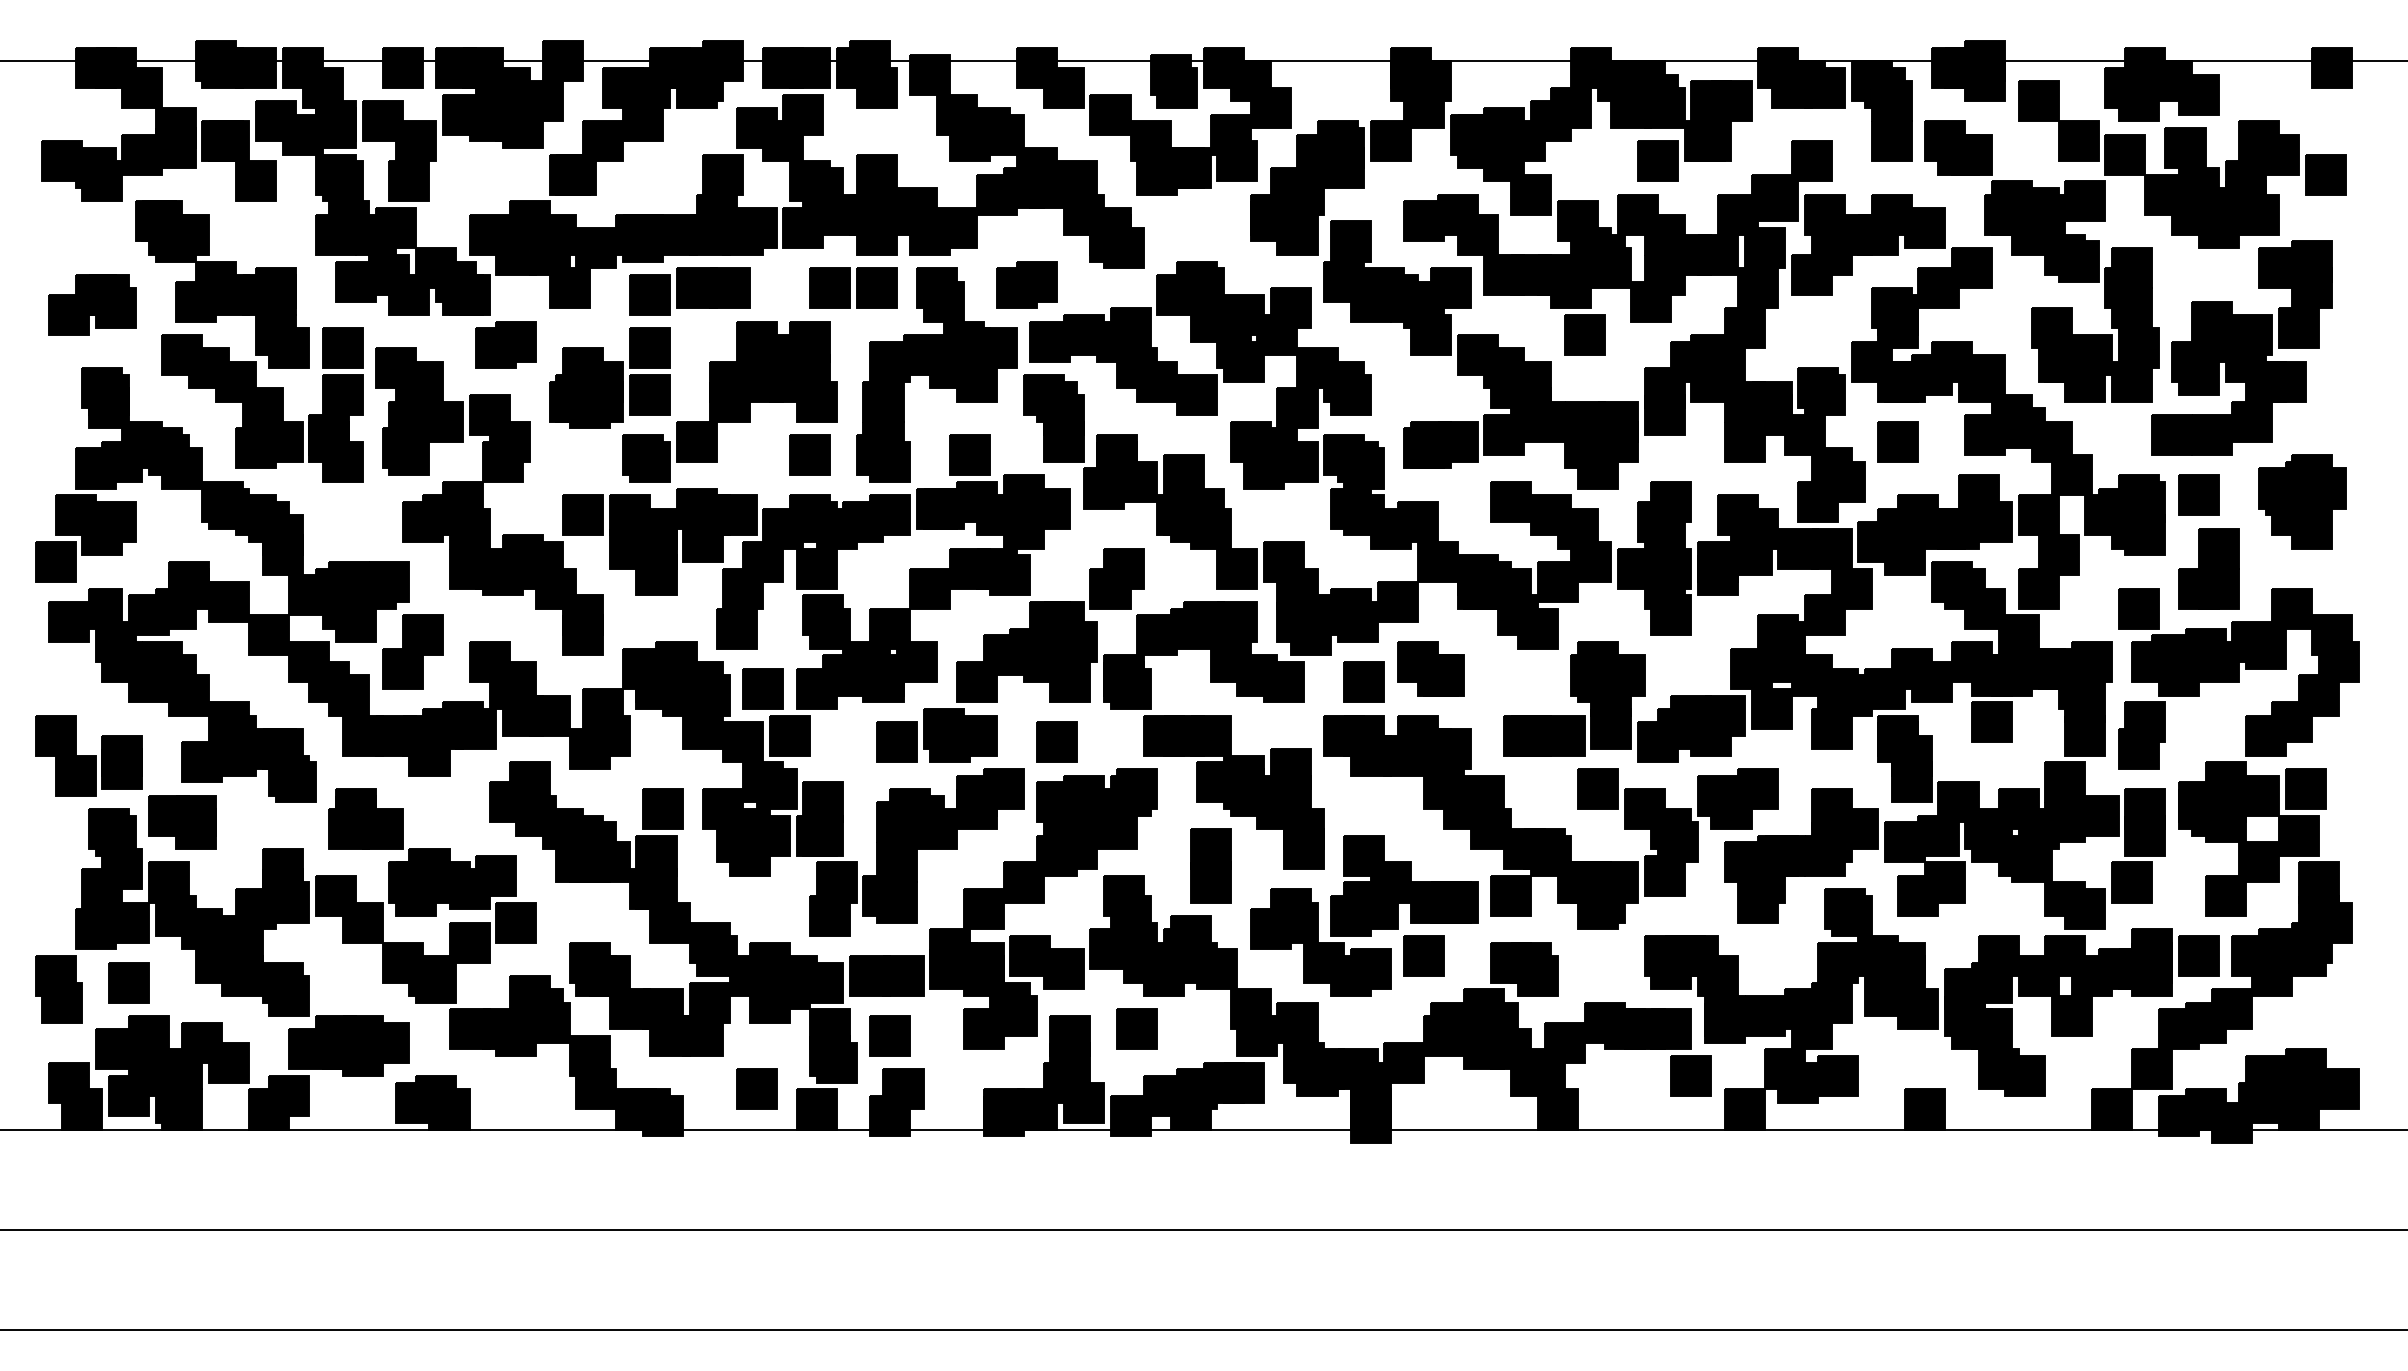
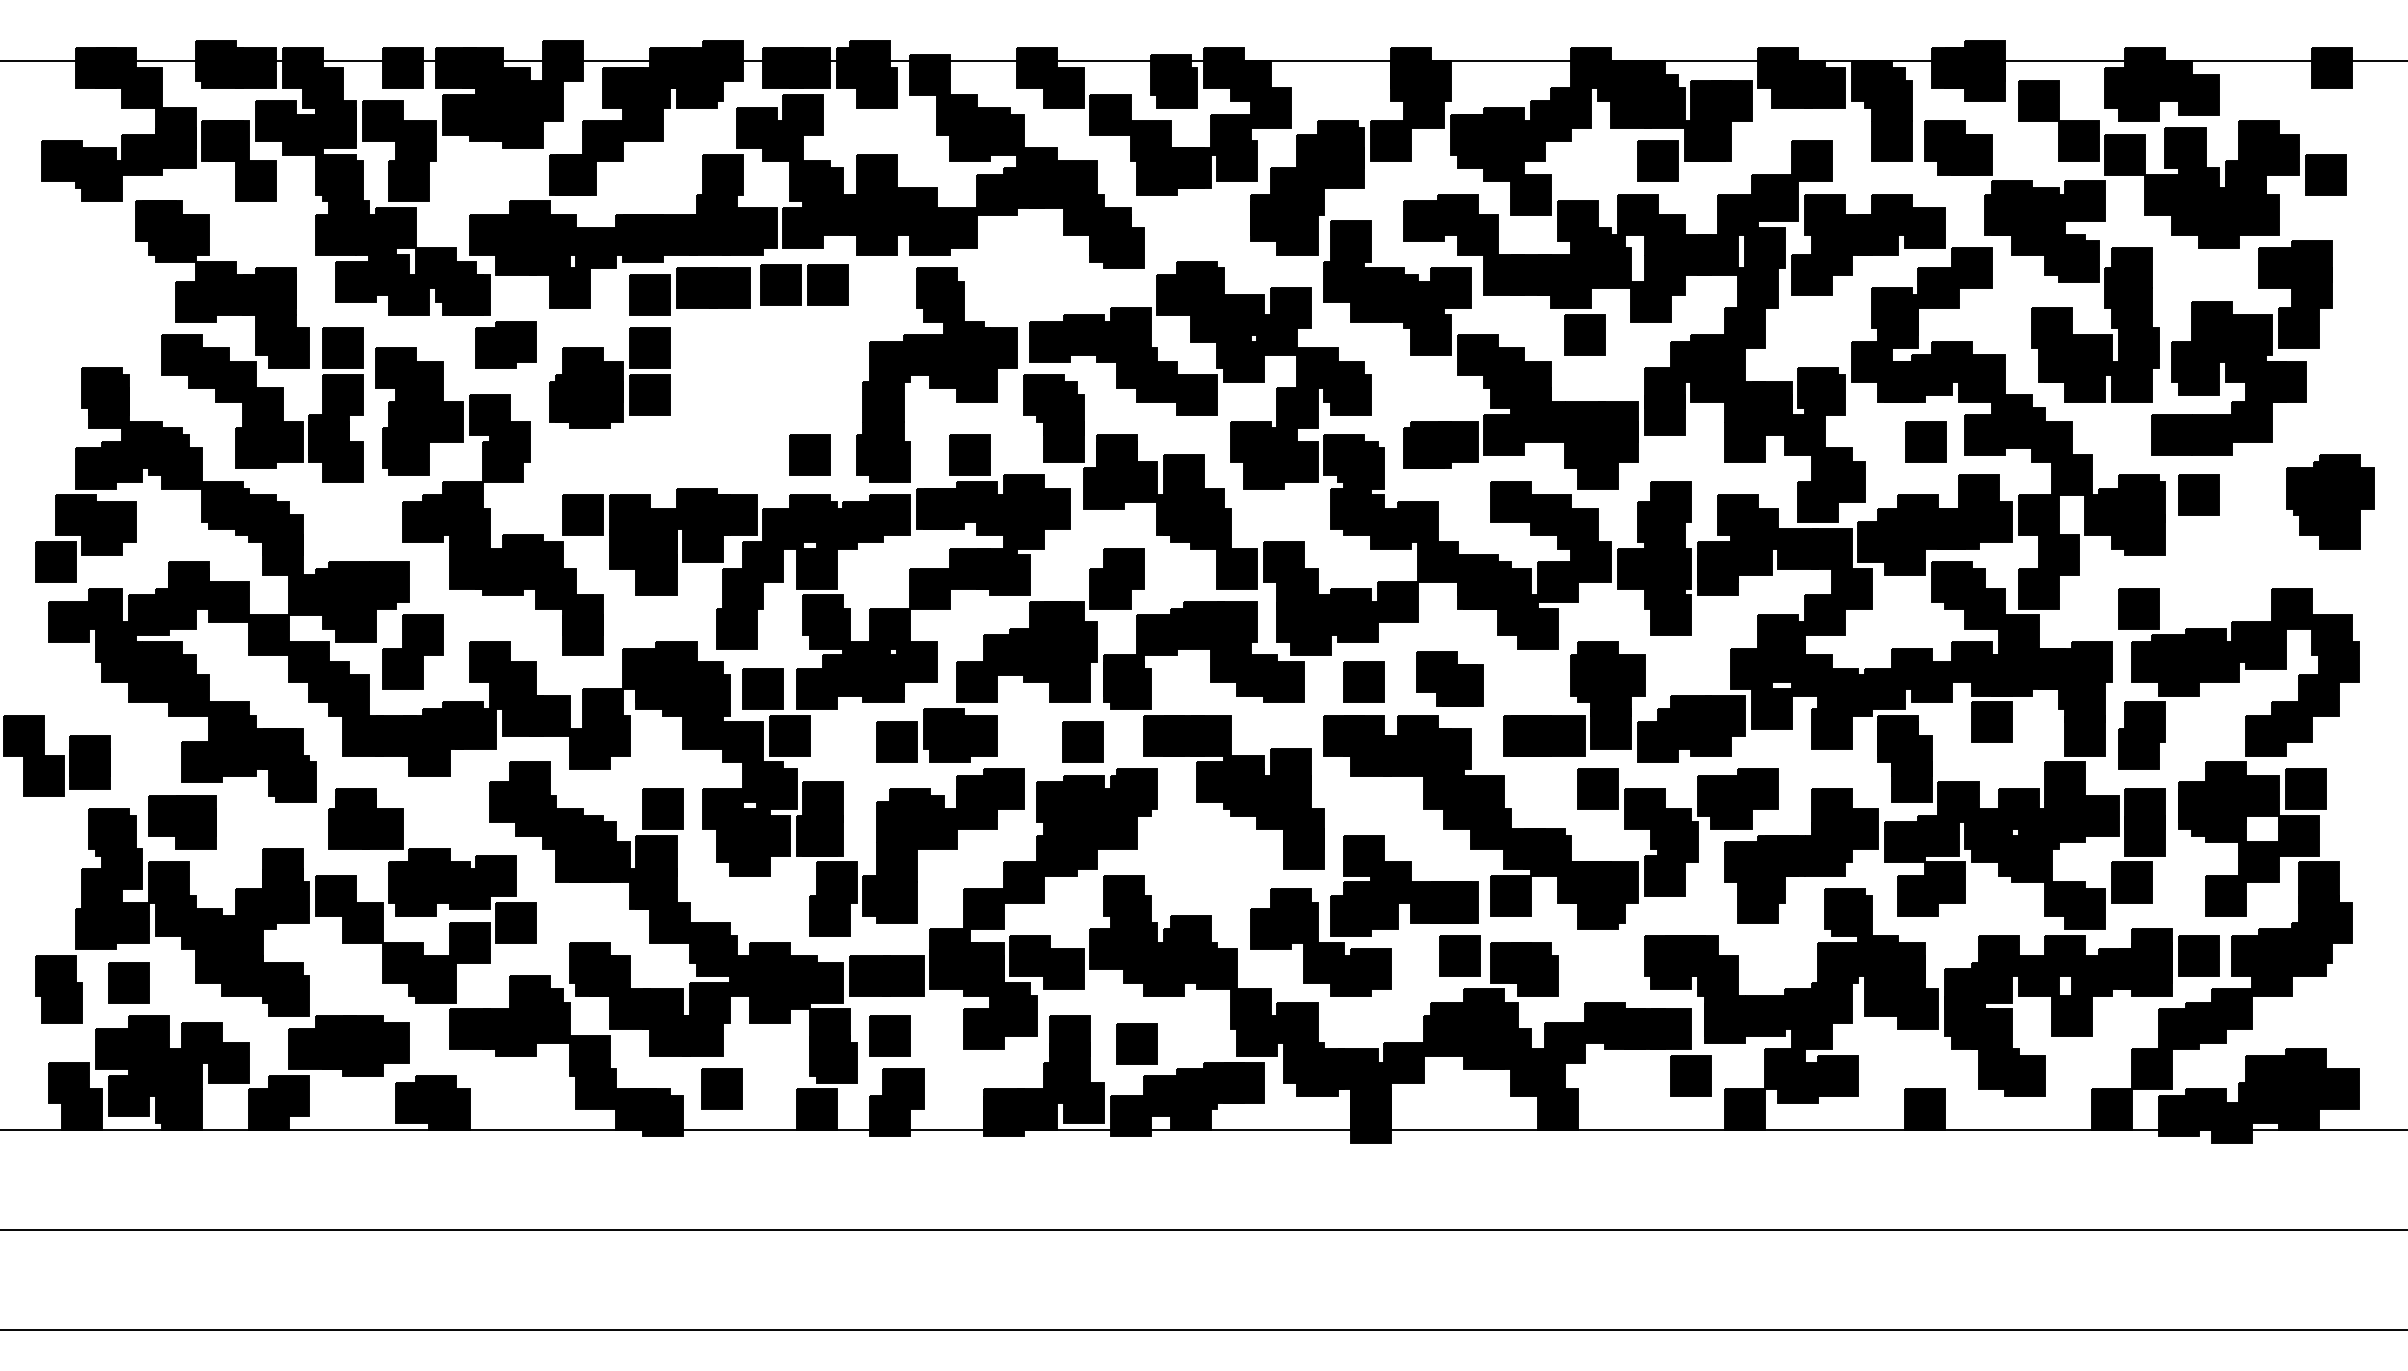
part: present -> none (1026, 284)
part position: (853, 287) -> (804, 284) (804, 284)
part: present -> none (92, 304)
part: present -> none (729, 401)
part position: (1897, 441) -> (1925, 441) (1925, 441)
part position: (2302, 501) -> (2330, 501) (2330, 501)
part: present -> none (2208, 568)
part position: (1430, 668) -> (1449, 678) (1449, 678)
part position: (1056, 741) -> (1082, 741) (1082, 741)
part position: (88, 755) -> (56, 755) (56, 755)
part: present -> none (1210, 865)
part position: (1423, 955) -> (1459, 955) (1459, 955)
part position: (1136, 1028) -> (1136, 1043) (1136, 1043)
part position: (756, 1088) -> (721, 1088) (721, 1088)
